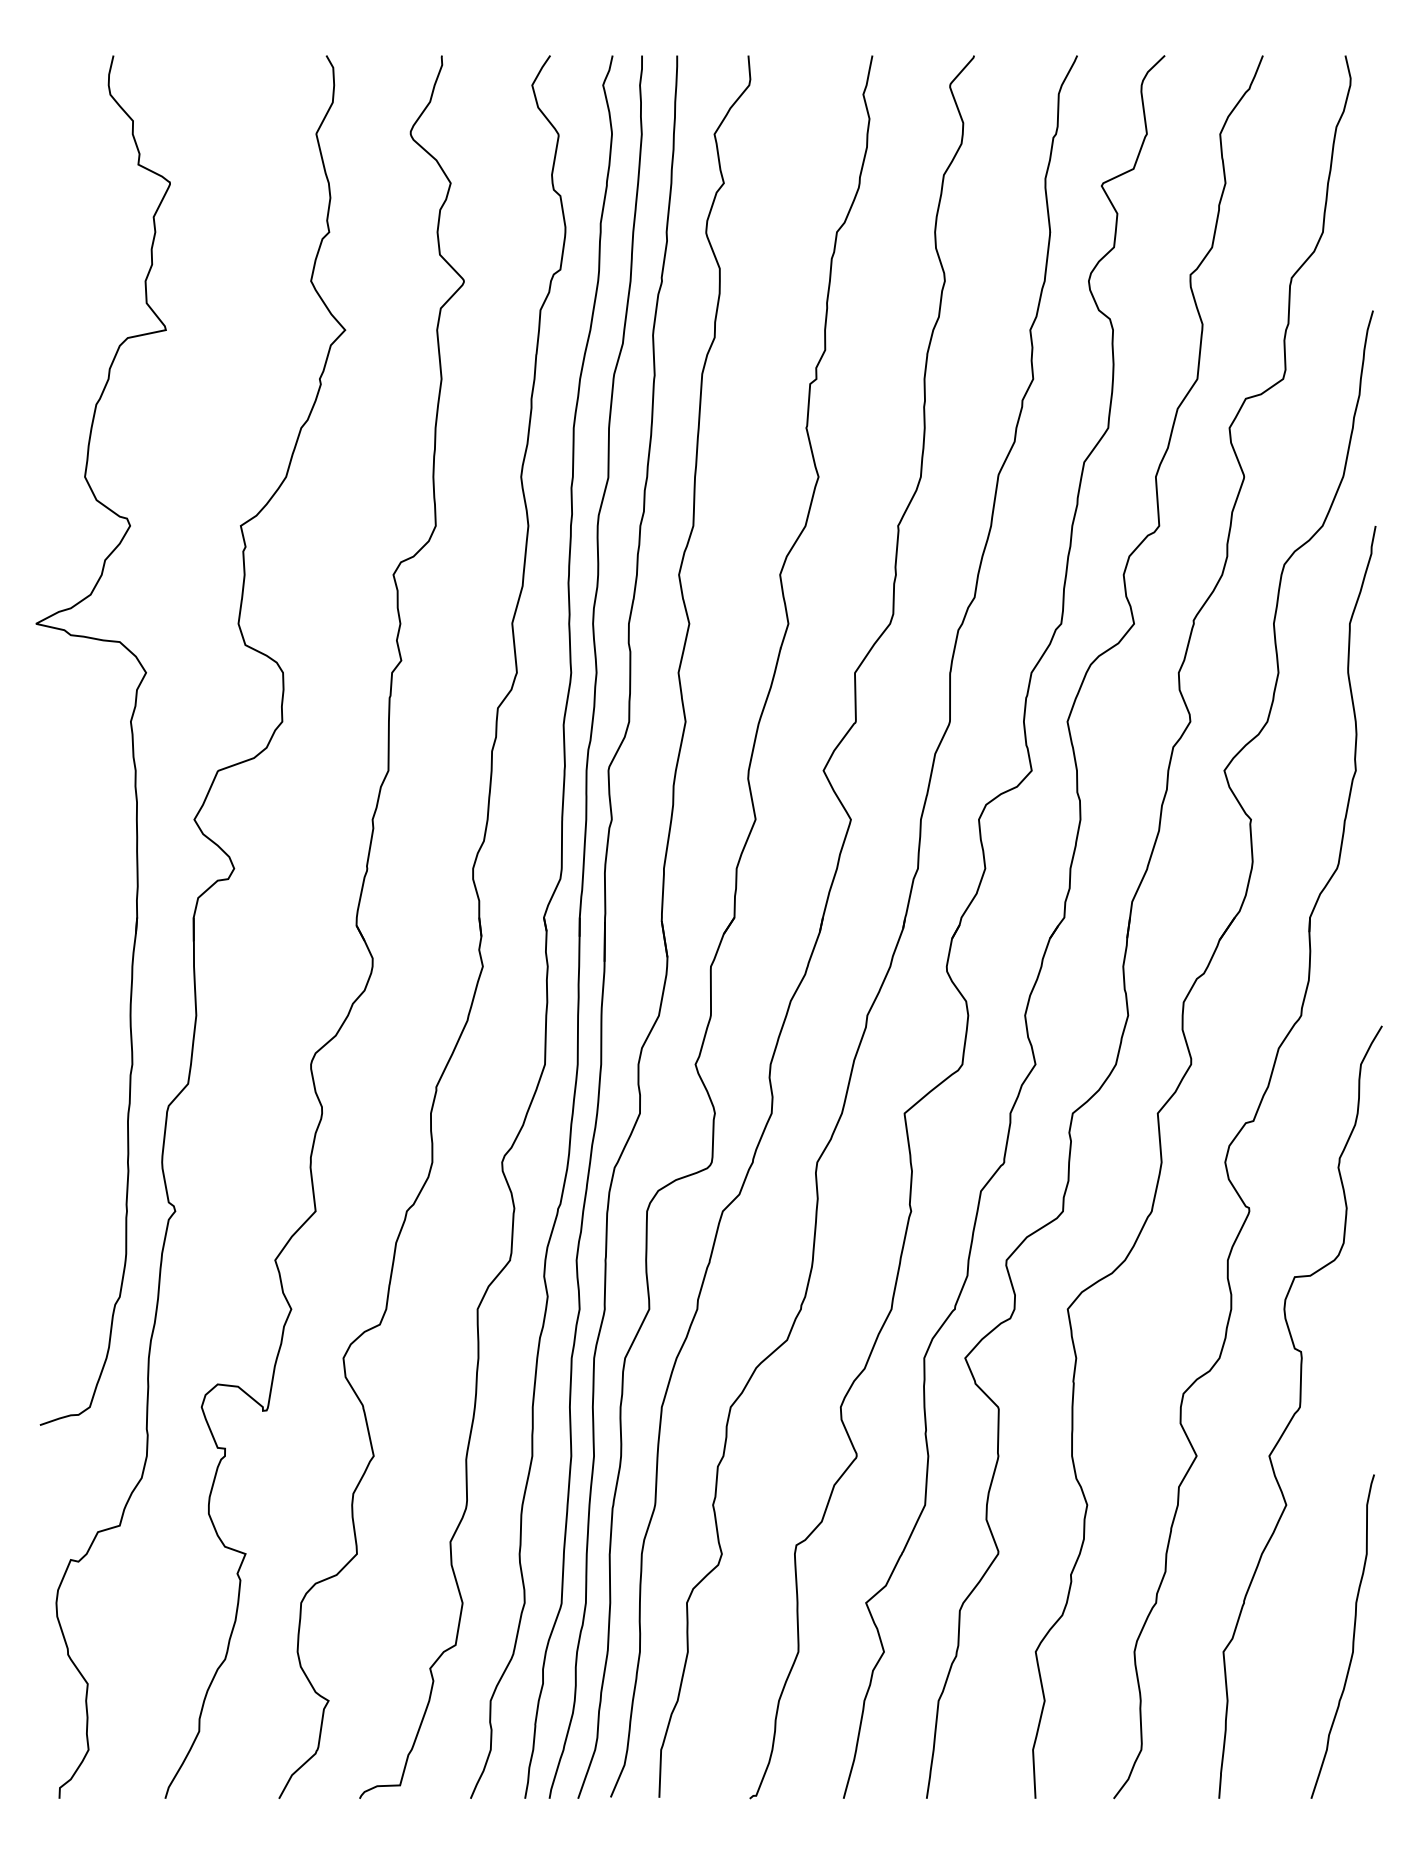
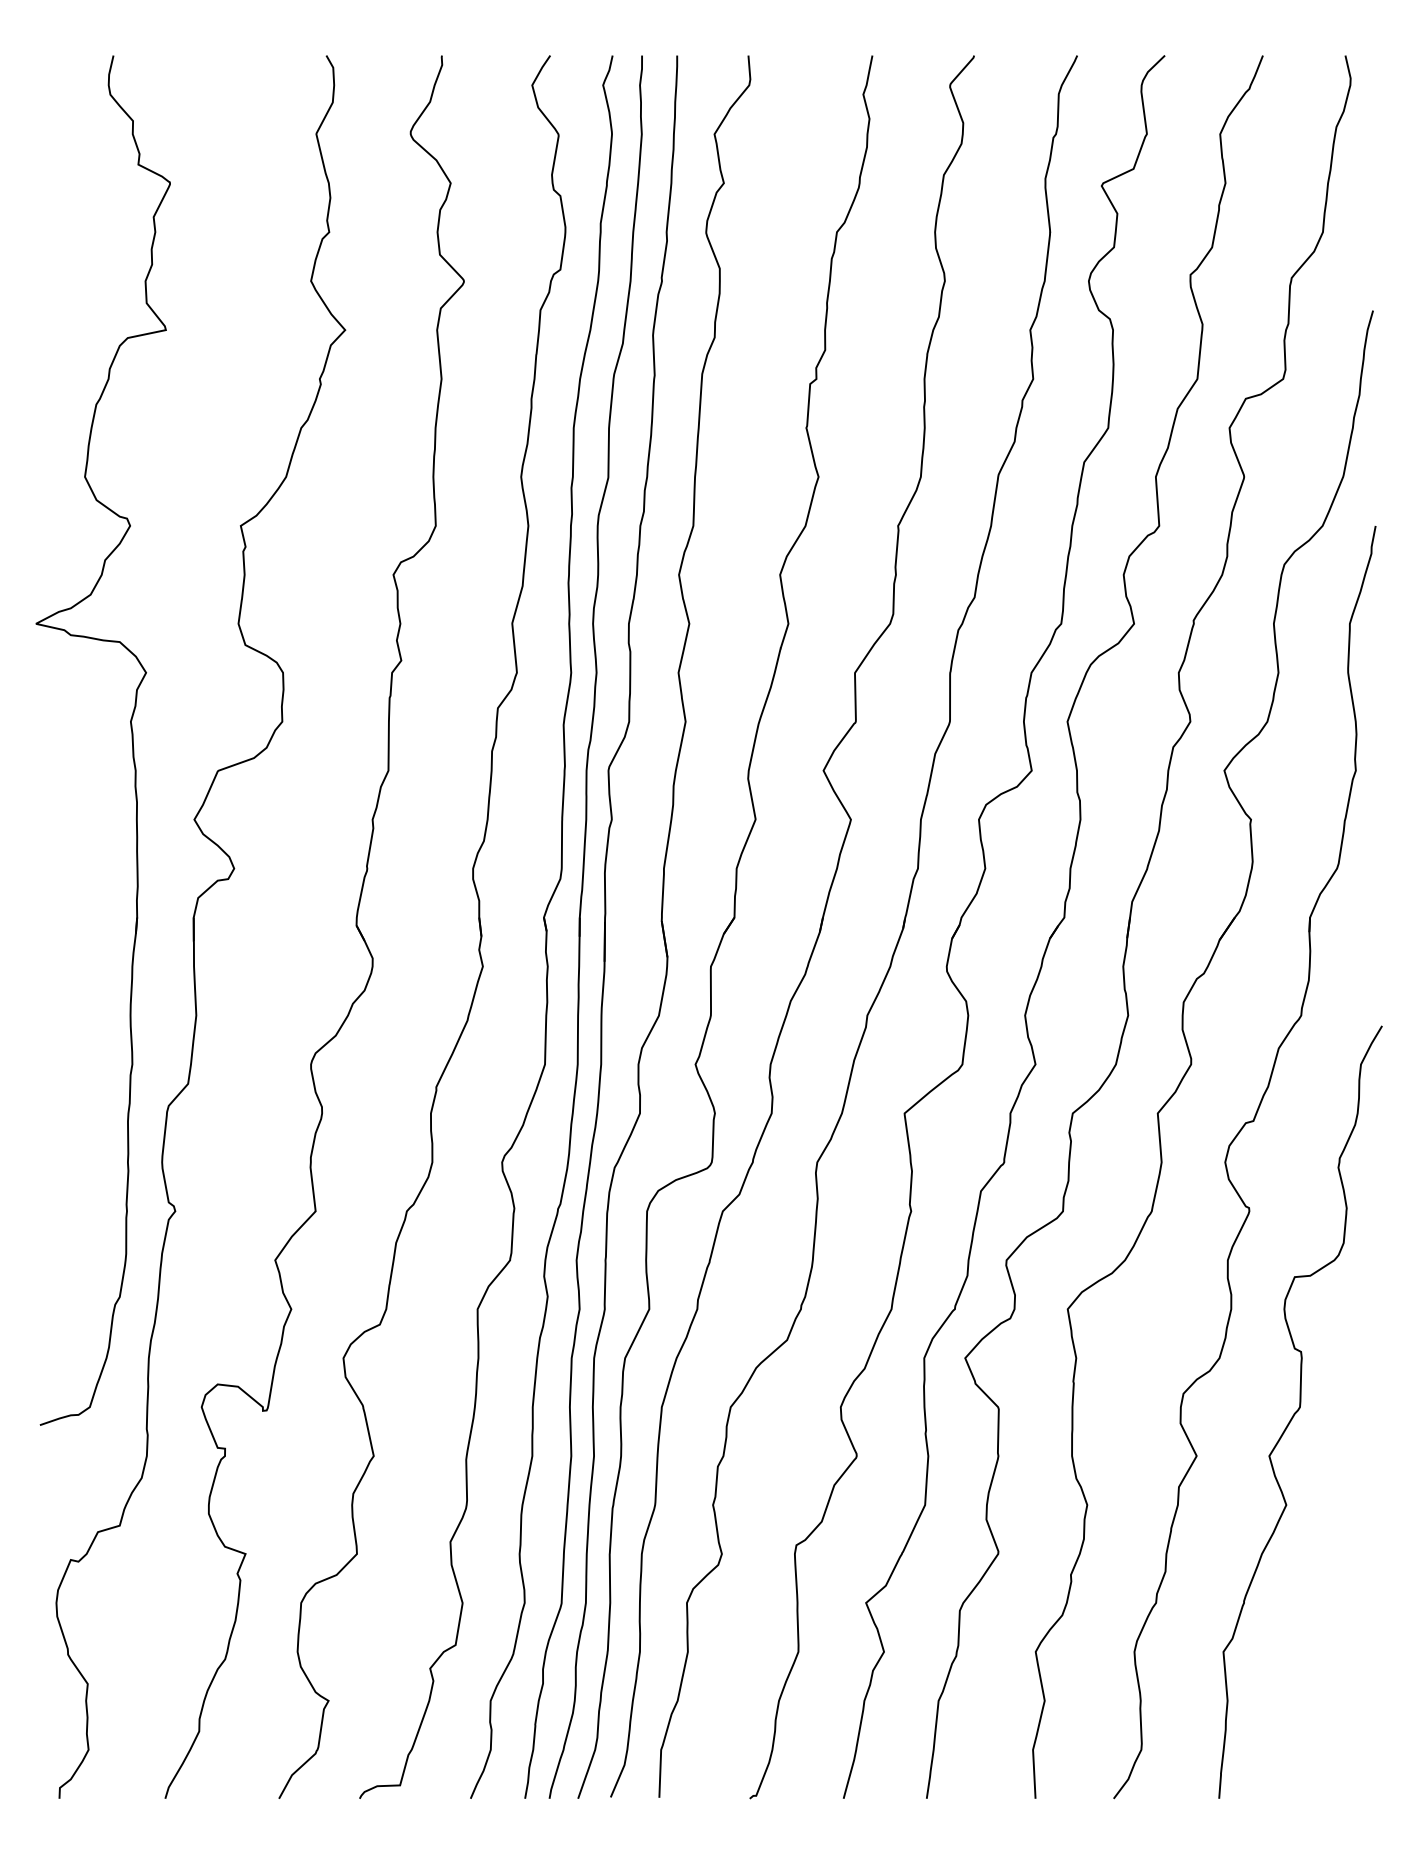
curve: present -> none (1352, 1637)
